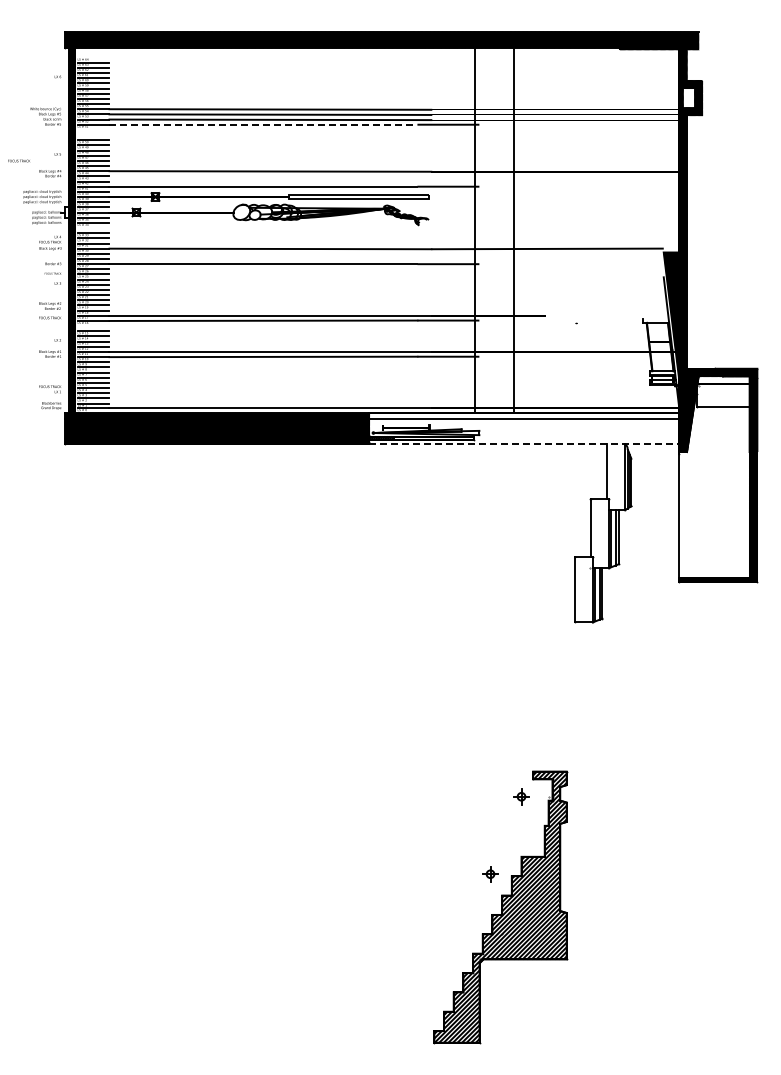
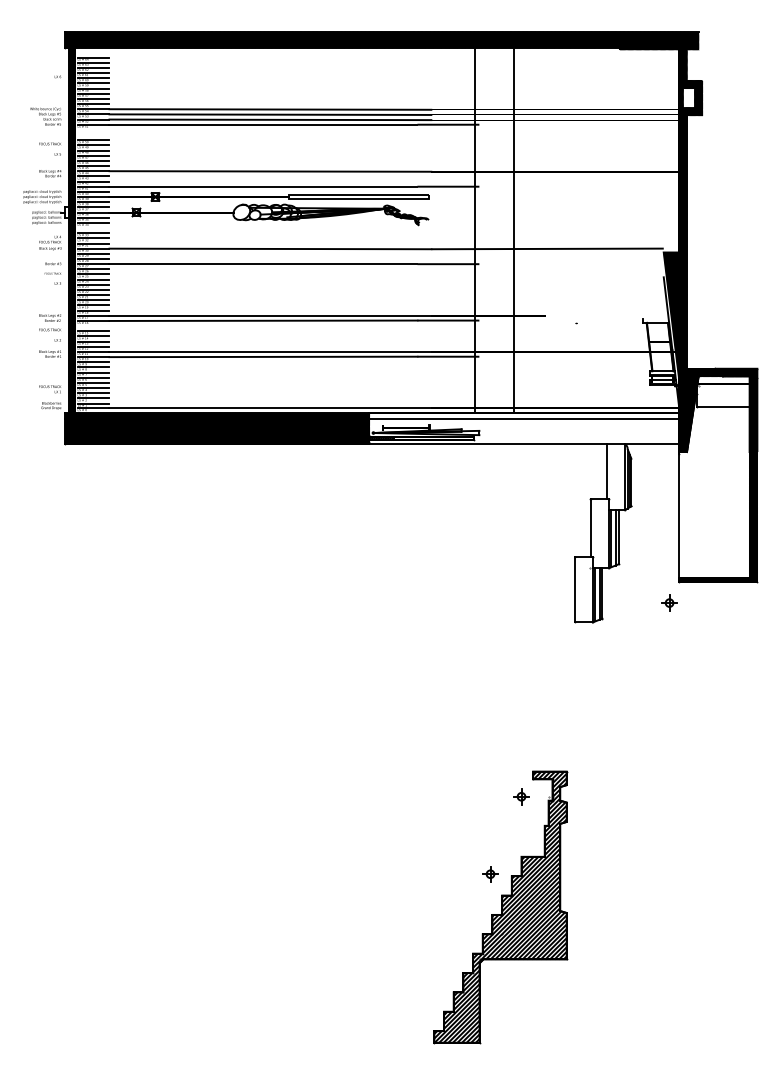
line: none -> present (93, 57)
line: dashed -> solid (263, 124)
text position: (18, 160) -> (49, 143) (49, 143)
text position: (49, 310) -> (49, 322) (49, 322)
line: dashed -> solid (524, 444)
part: none -> present (669, 602)
